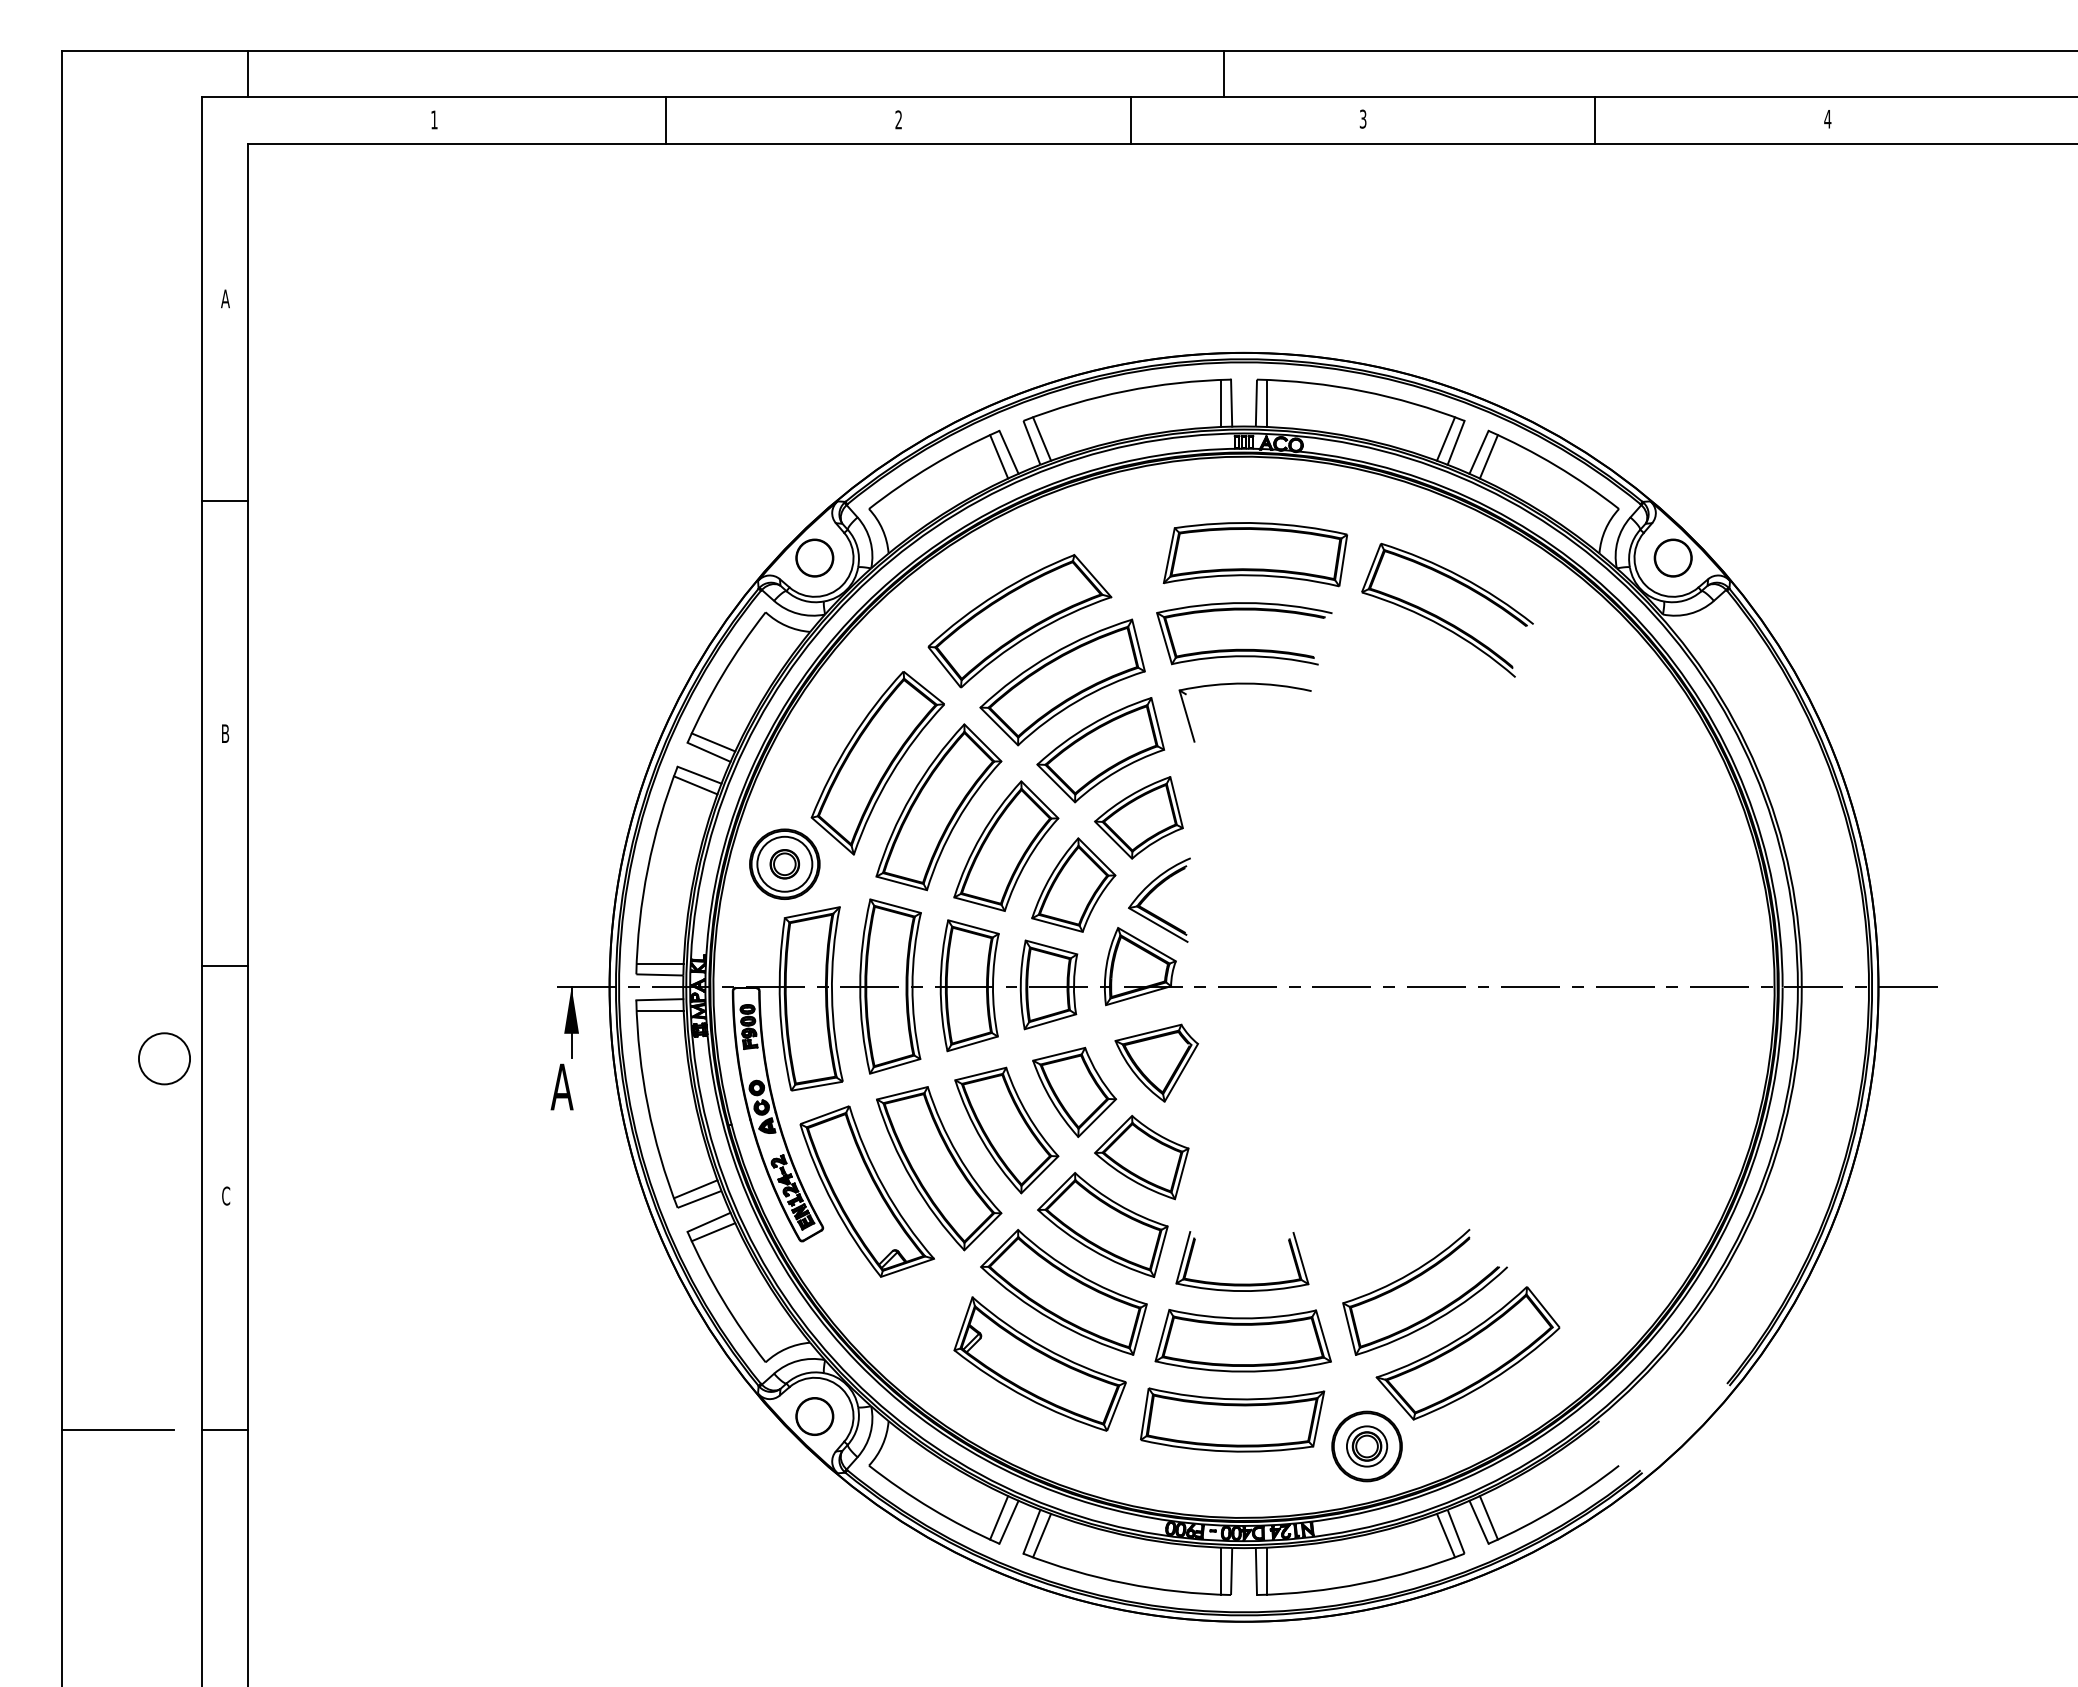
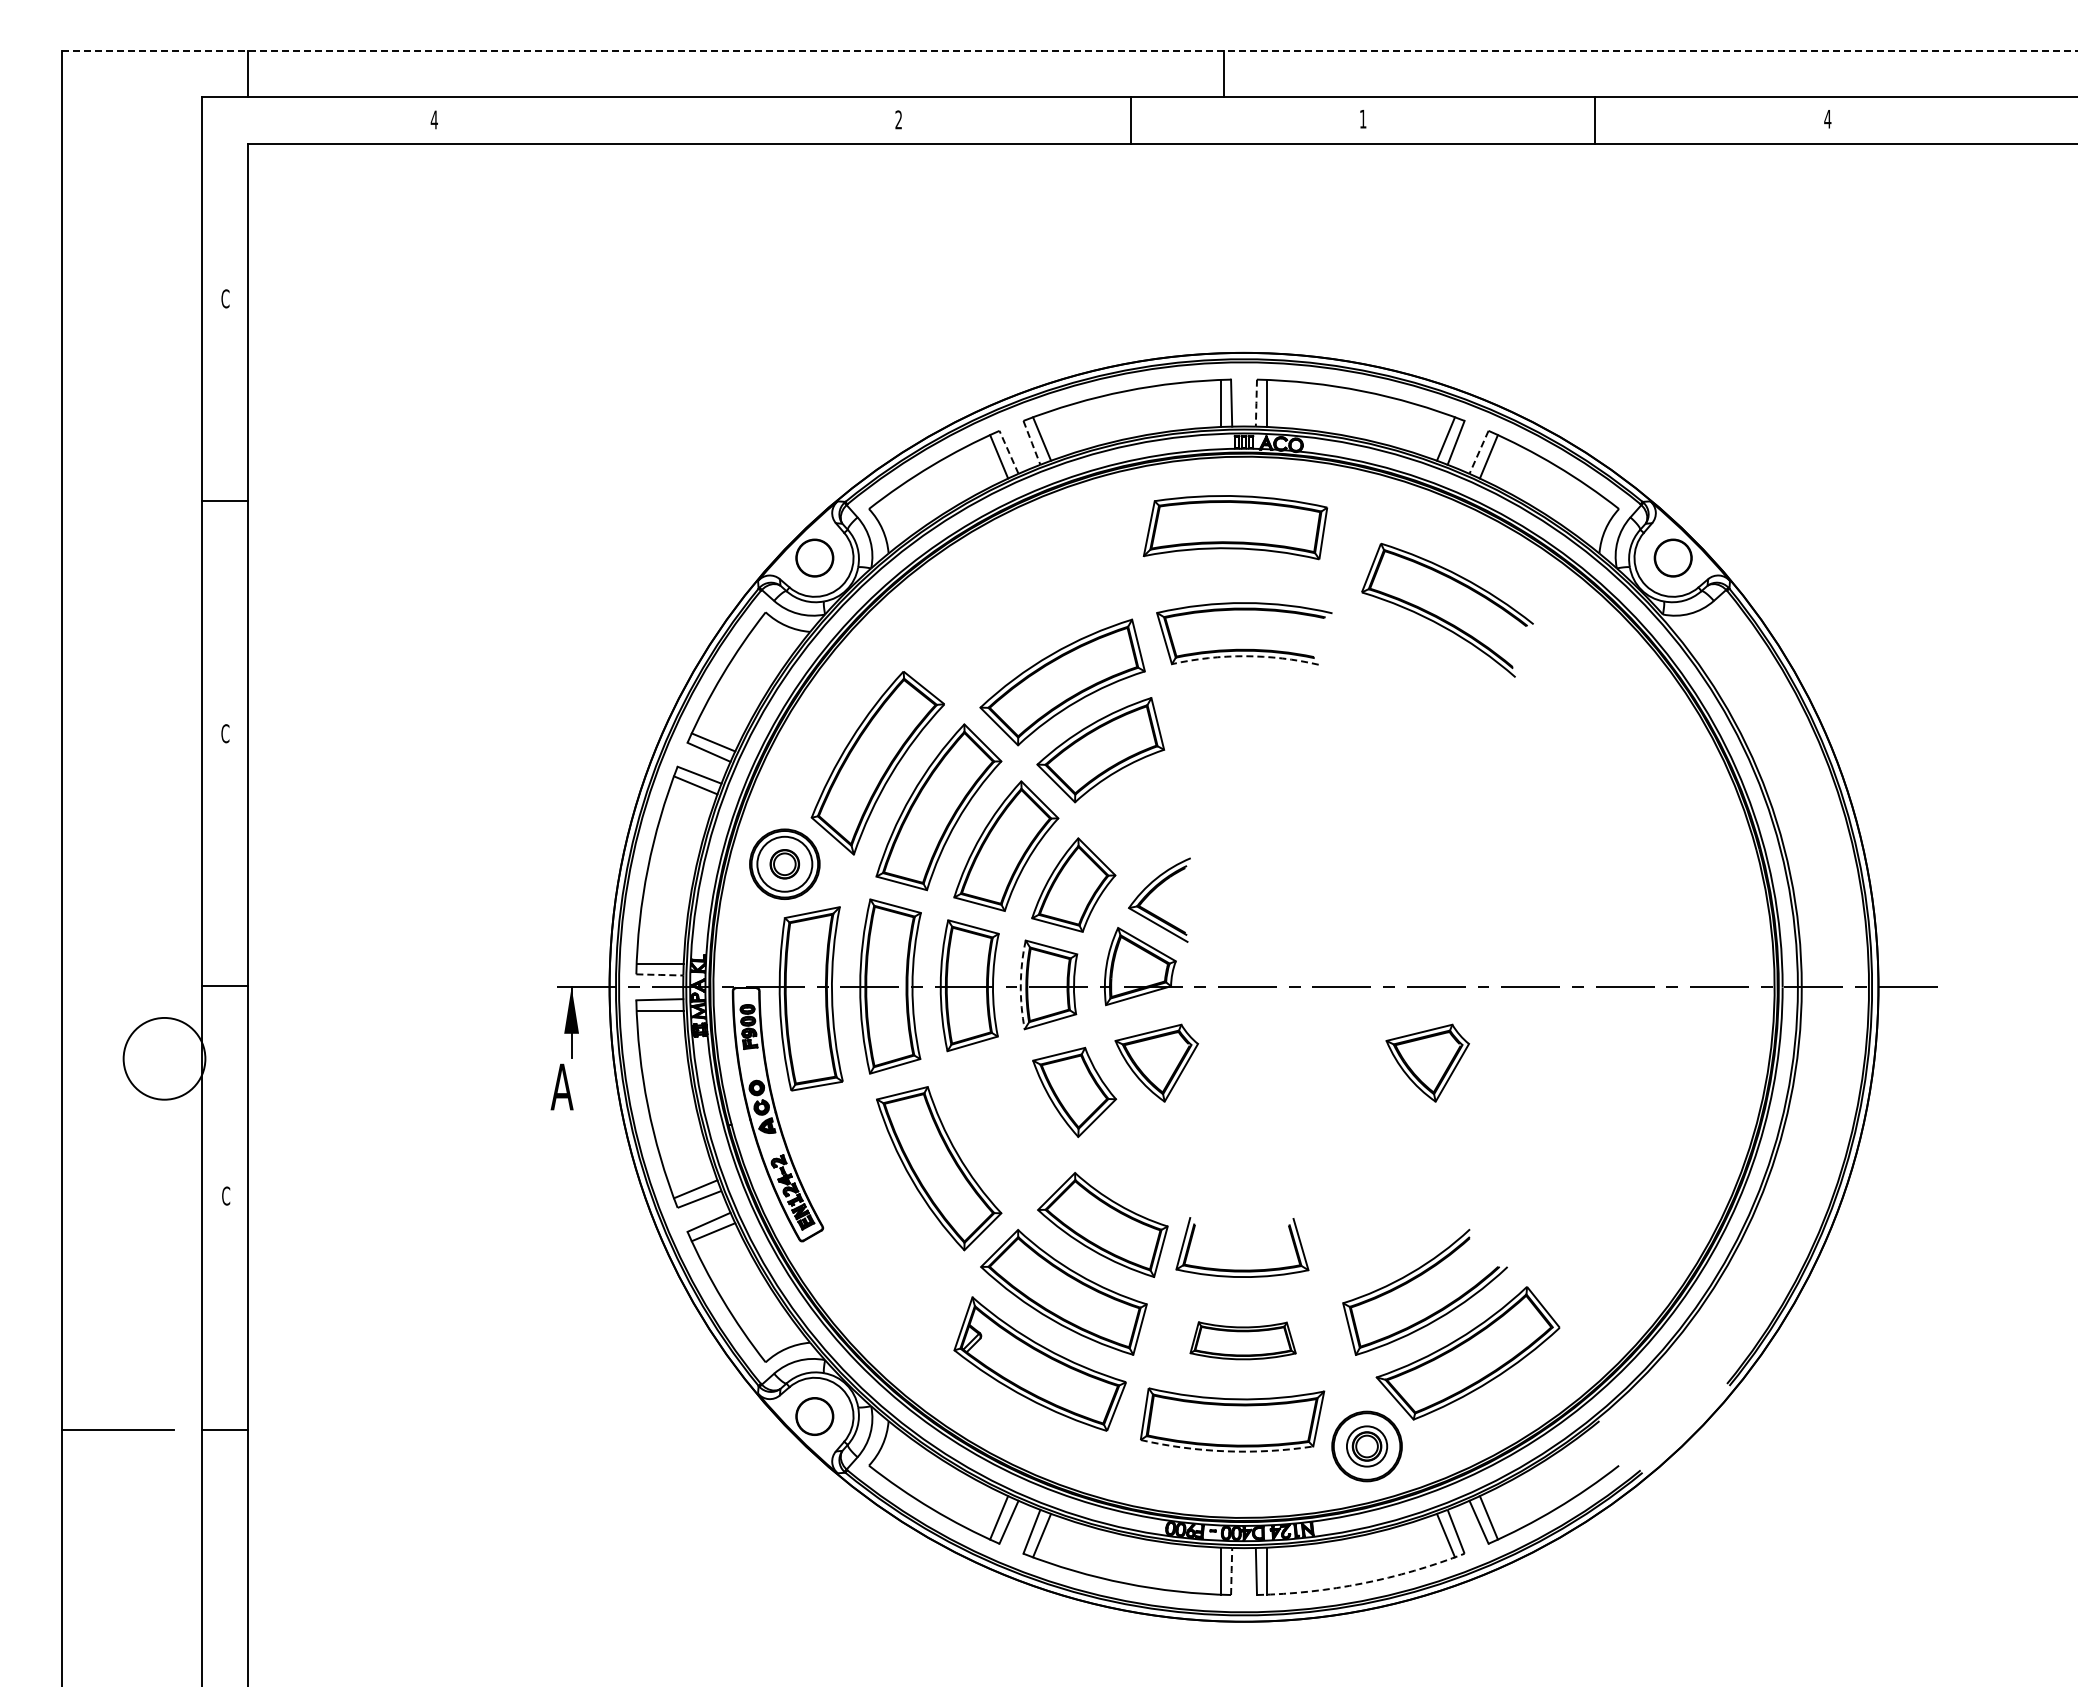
line: solid -> dashed (1070, 50)
text: 3 -> 1 (1362, 118)
text: 1 -> 4 (433, 119)
line: present -> none (666, 120)
text: A -> C (225, 298)
line: solid -> dashed (1256, 403)
line: solid -> dashed (1032, 443)
line: solid -> dashed (1009, 452)
line: solid -> dashed (1479, 452)
part position: (1255, 554) -> (1235, 527) (1235, 527)
part: present -> none (1019, 621)
arc: solid -> dashed (1245, 656)
part: present -> none (1244, 684)
text: B -> C (225, 733)
part: present -> none (1138, 817)
line position: (224, 965) -> (224, 985) (224, 985)
line: solid -> dashed (660, 974)
arc: solid -> dashed (1020, 984)
circle diameter: 51 px -> 82 px (164, 1058)
part: none -> present (1427, 1062)
part: present -> none (1006, 1130)
part: present -> none (1141, 1157)
part: present -> none (866, 1191)
part position: (1242, 1283) -> (1242, 1269) (1242, 1269)
part size: 178x64 px -> 108x40 px (1242, 1340)
arc: solid -> dashed (1226, 1451)
line: solid -> dashed (1231, 1571)
arc: solid -> dashed (1362, 1583)
